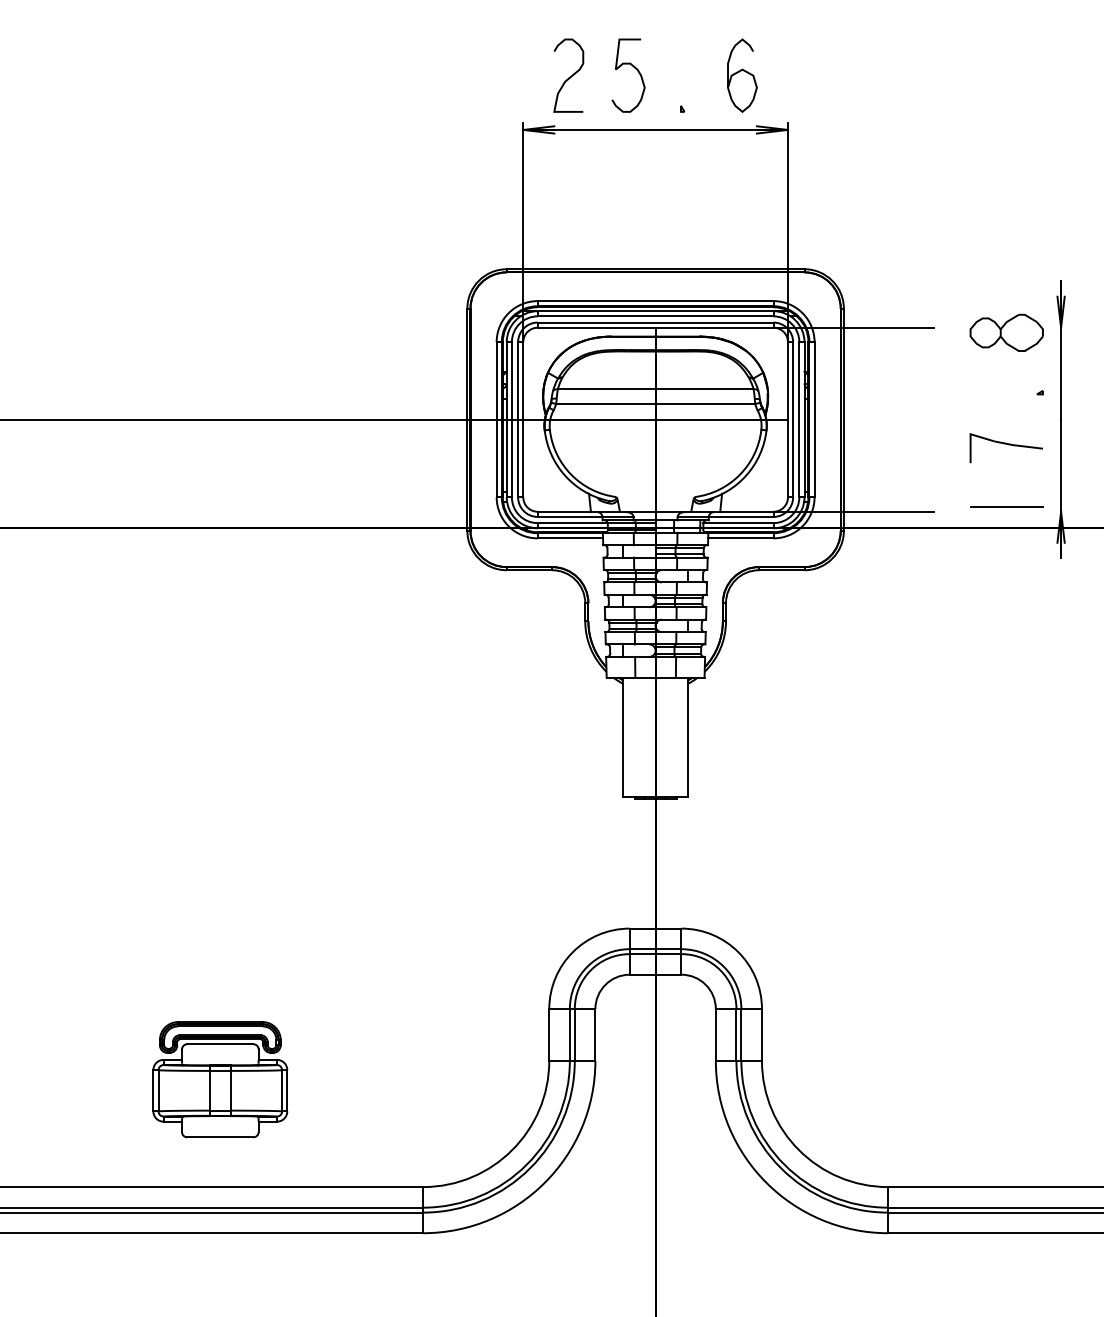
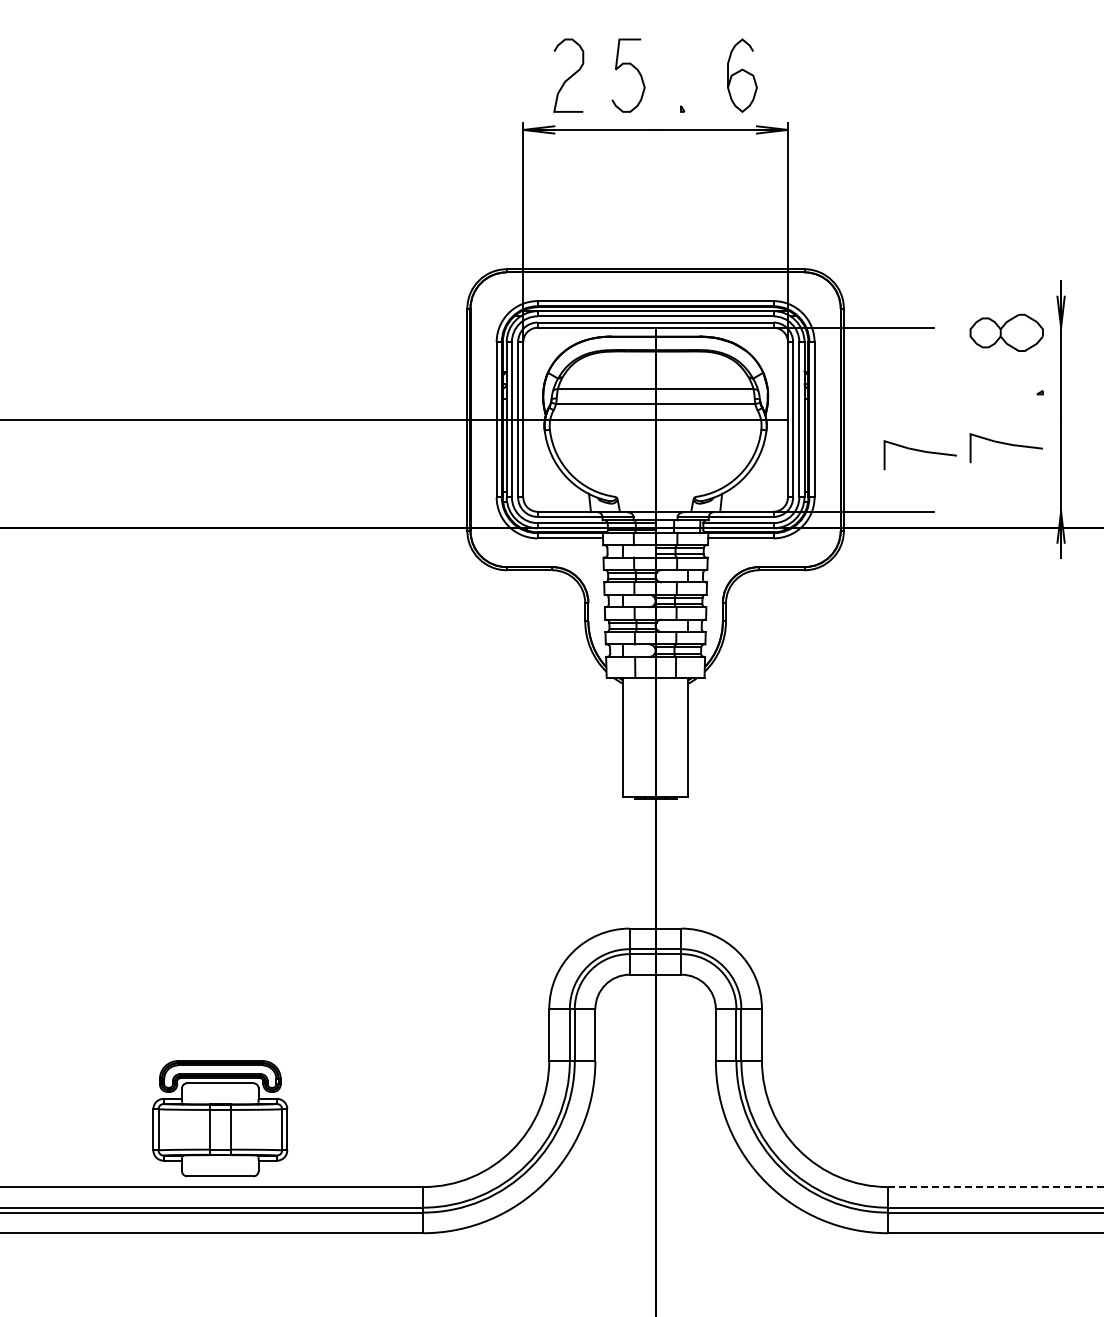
part: none -> present (919, 455)
line: present -> none (1006, 506)
part position: (220, 1079) -> (220, 1118) (220, 1118)
line: solid -> dashed (996, 1187)
